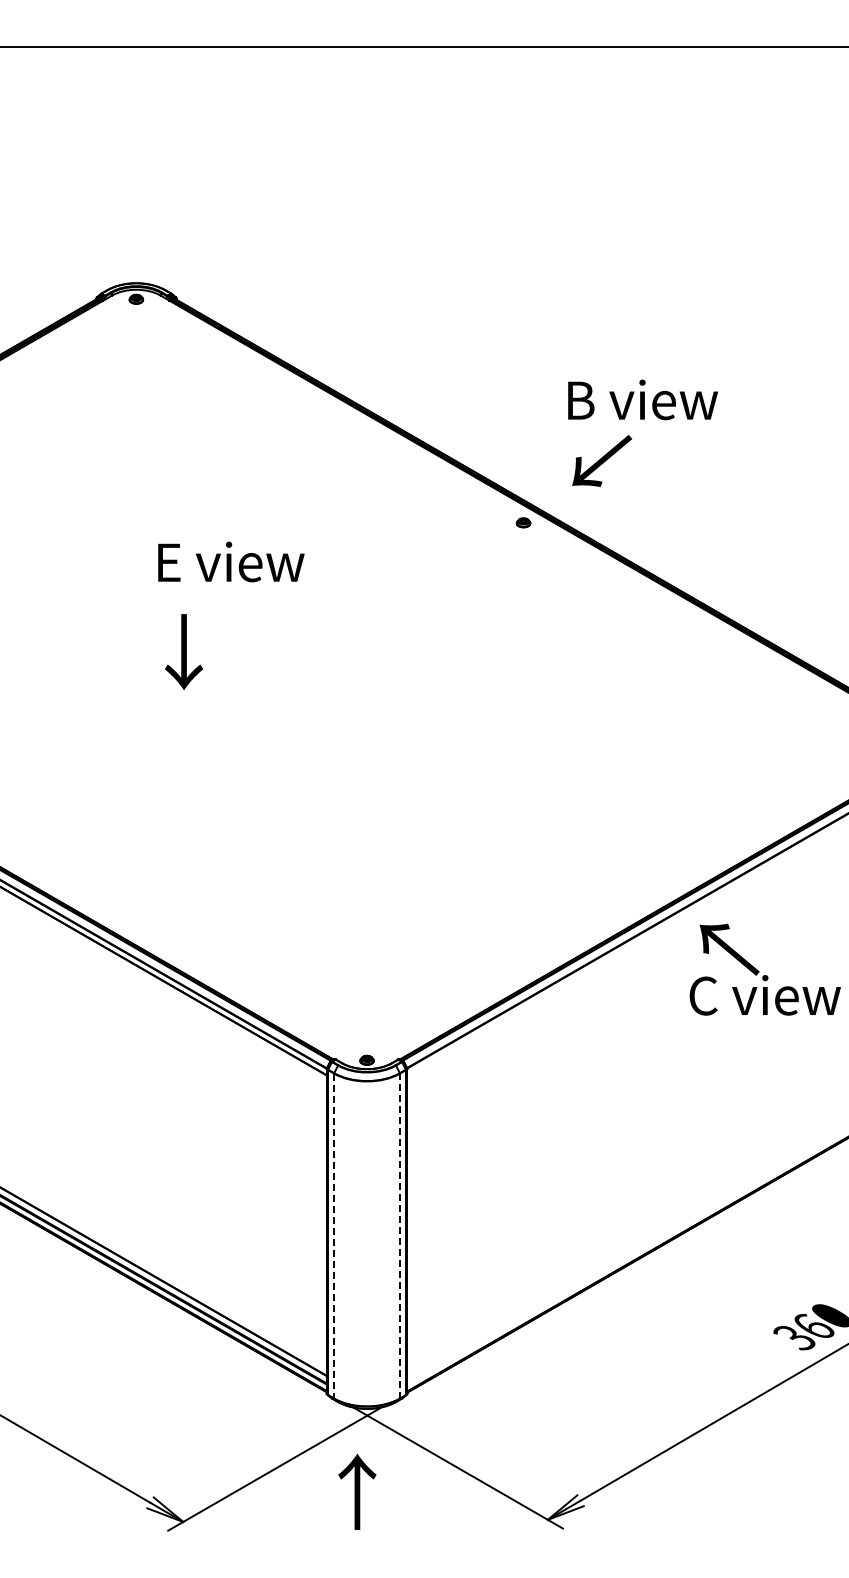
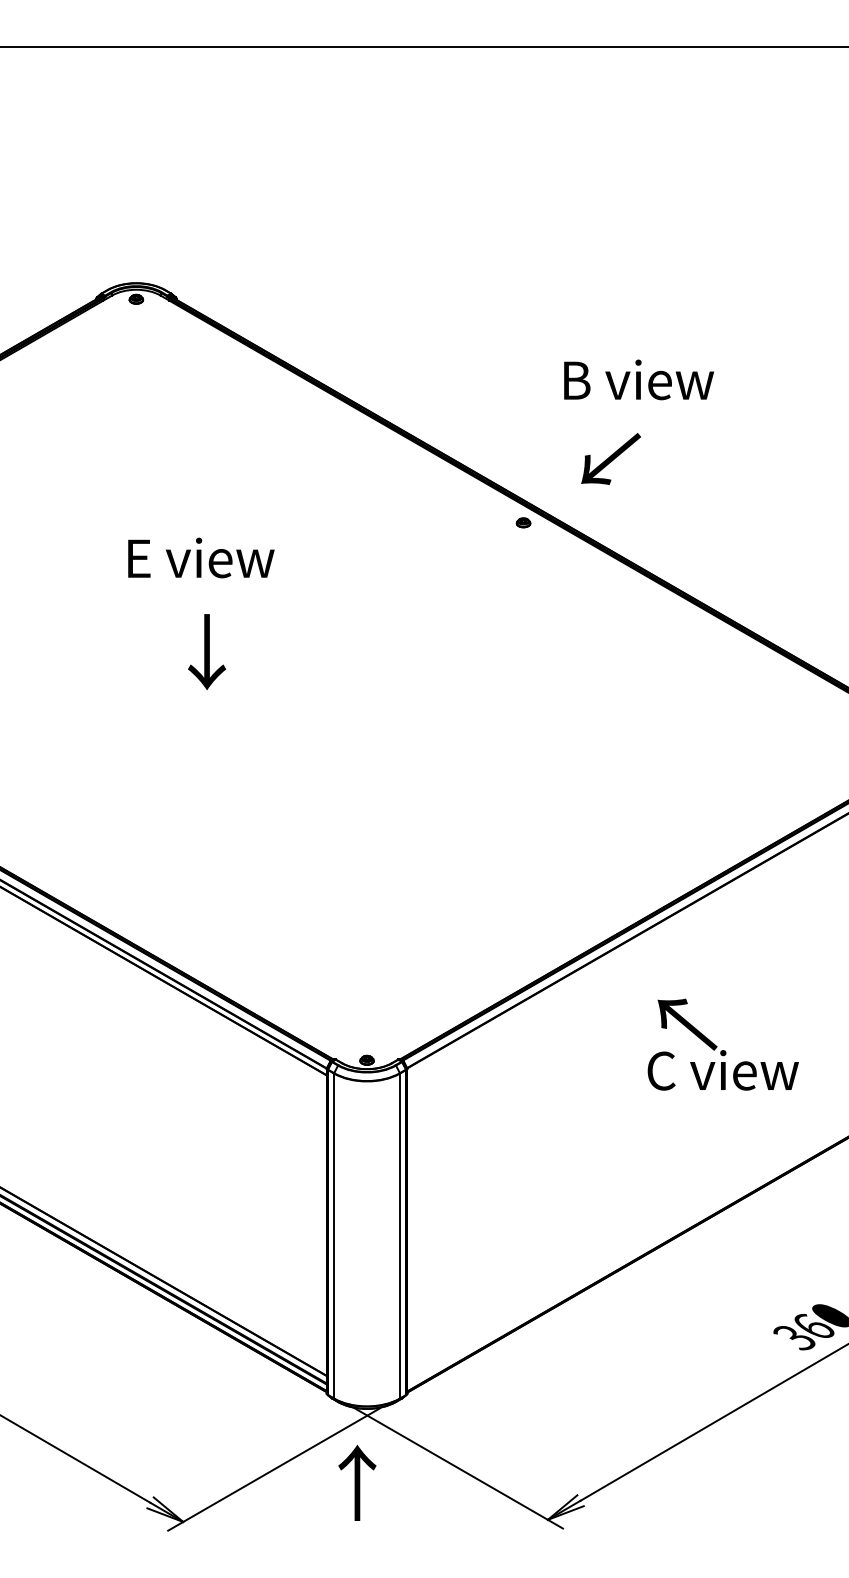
text position: (642, 399) -> (638, 379) (638, 379)
text position: (601, 460) -> (610, 458) (610, 458)
text position: (231, 561) -> (201, 557) (201, 557)
text position: (184, 652) -> (207, 652) (207, 652)
text position: (764, 969) -> (722, 1044) (722, 1044)
line: dashed -> solid (400, 1235)
line: dashed -> solid (334, 1236)
text position: (357, 1491) -> (357, 1482) (357, 1482)
